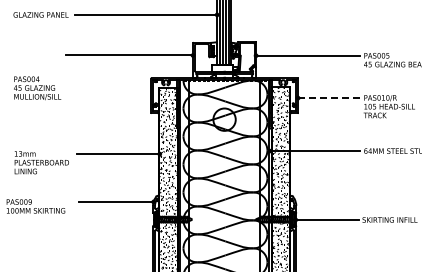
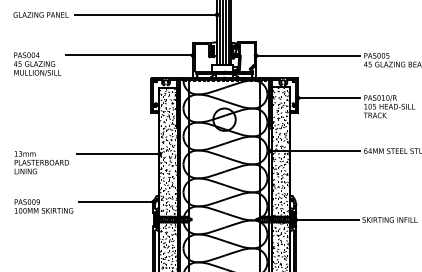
text position: (37, 88) -> (37, 64) (37, 64)
line: dashed -> solid (329, 98)
text position: (35, 206) -> (43, 206) (43, 206)
